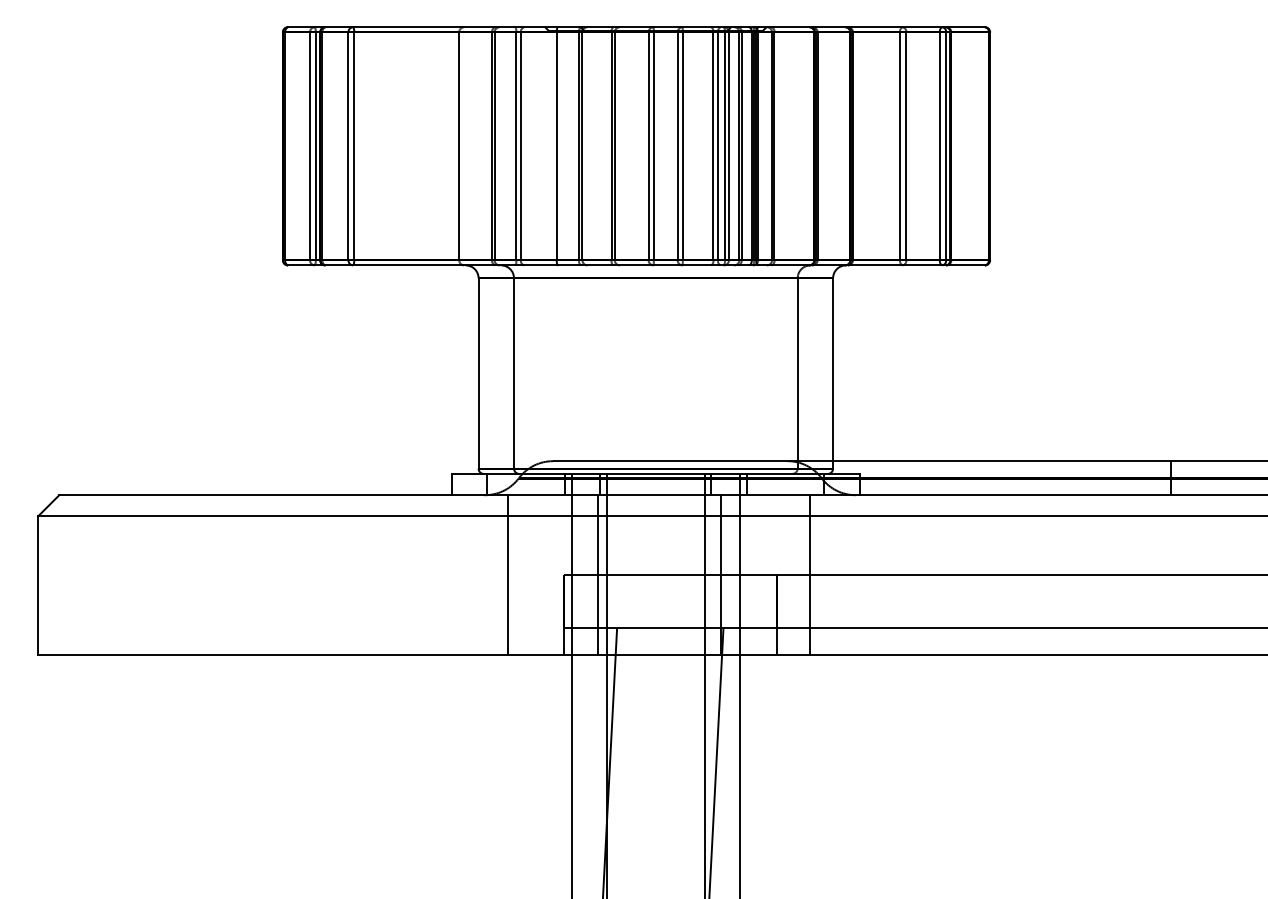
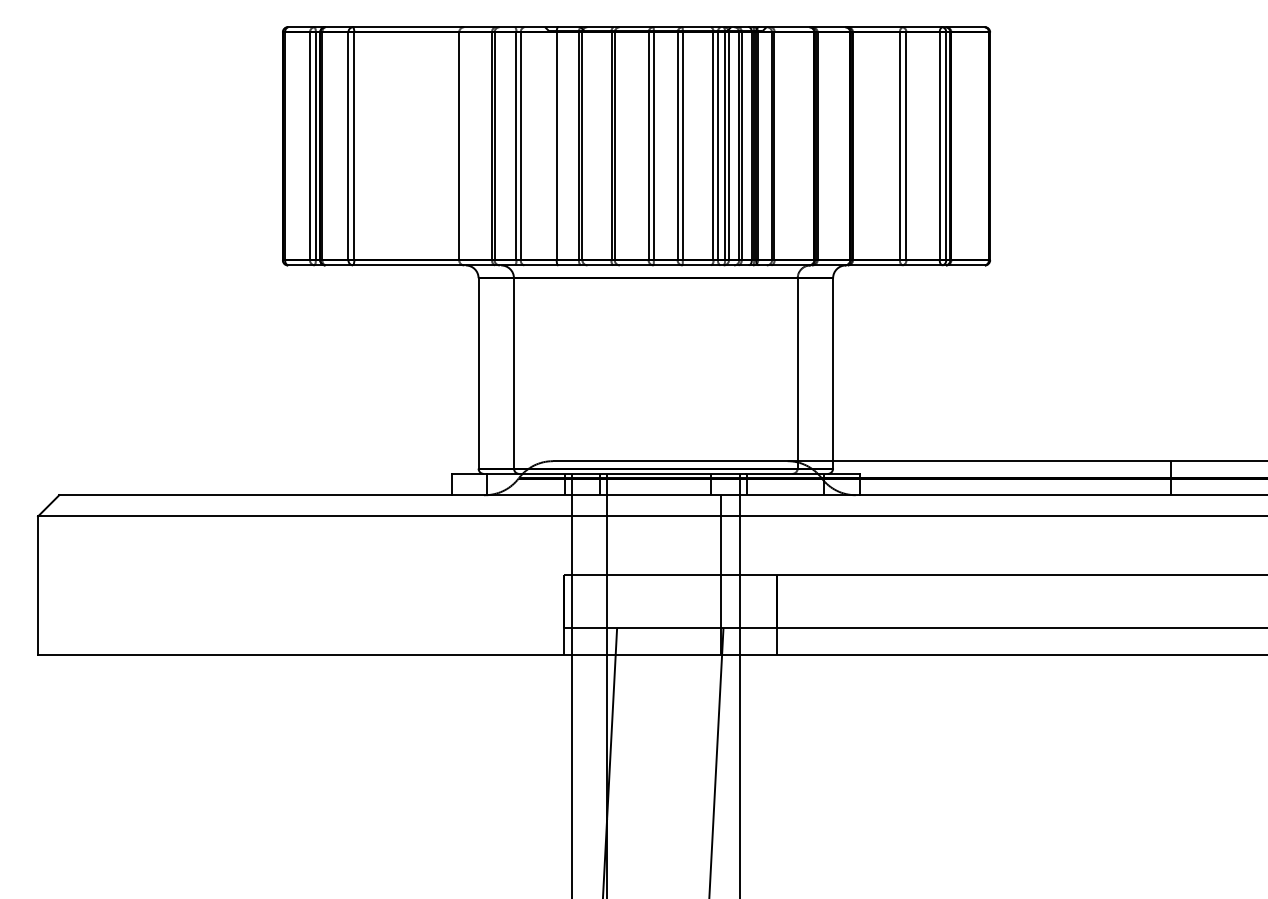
line: present -> none (507, 574)
line: present -> none (597, 574)
line: present -> none (810, 574)
line: present -> none (704, 684)
